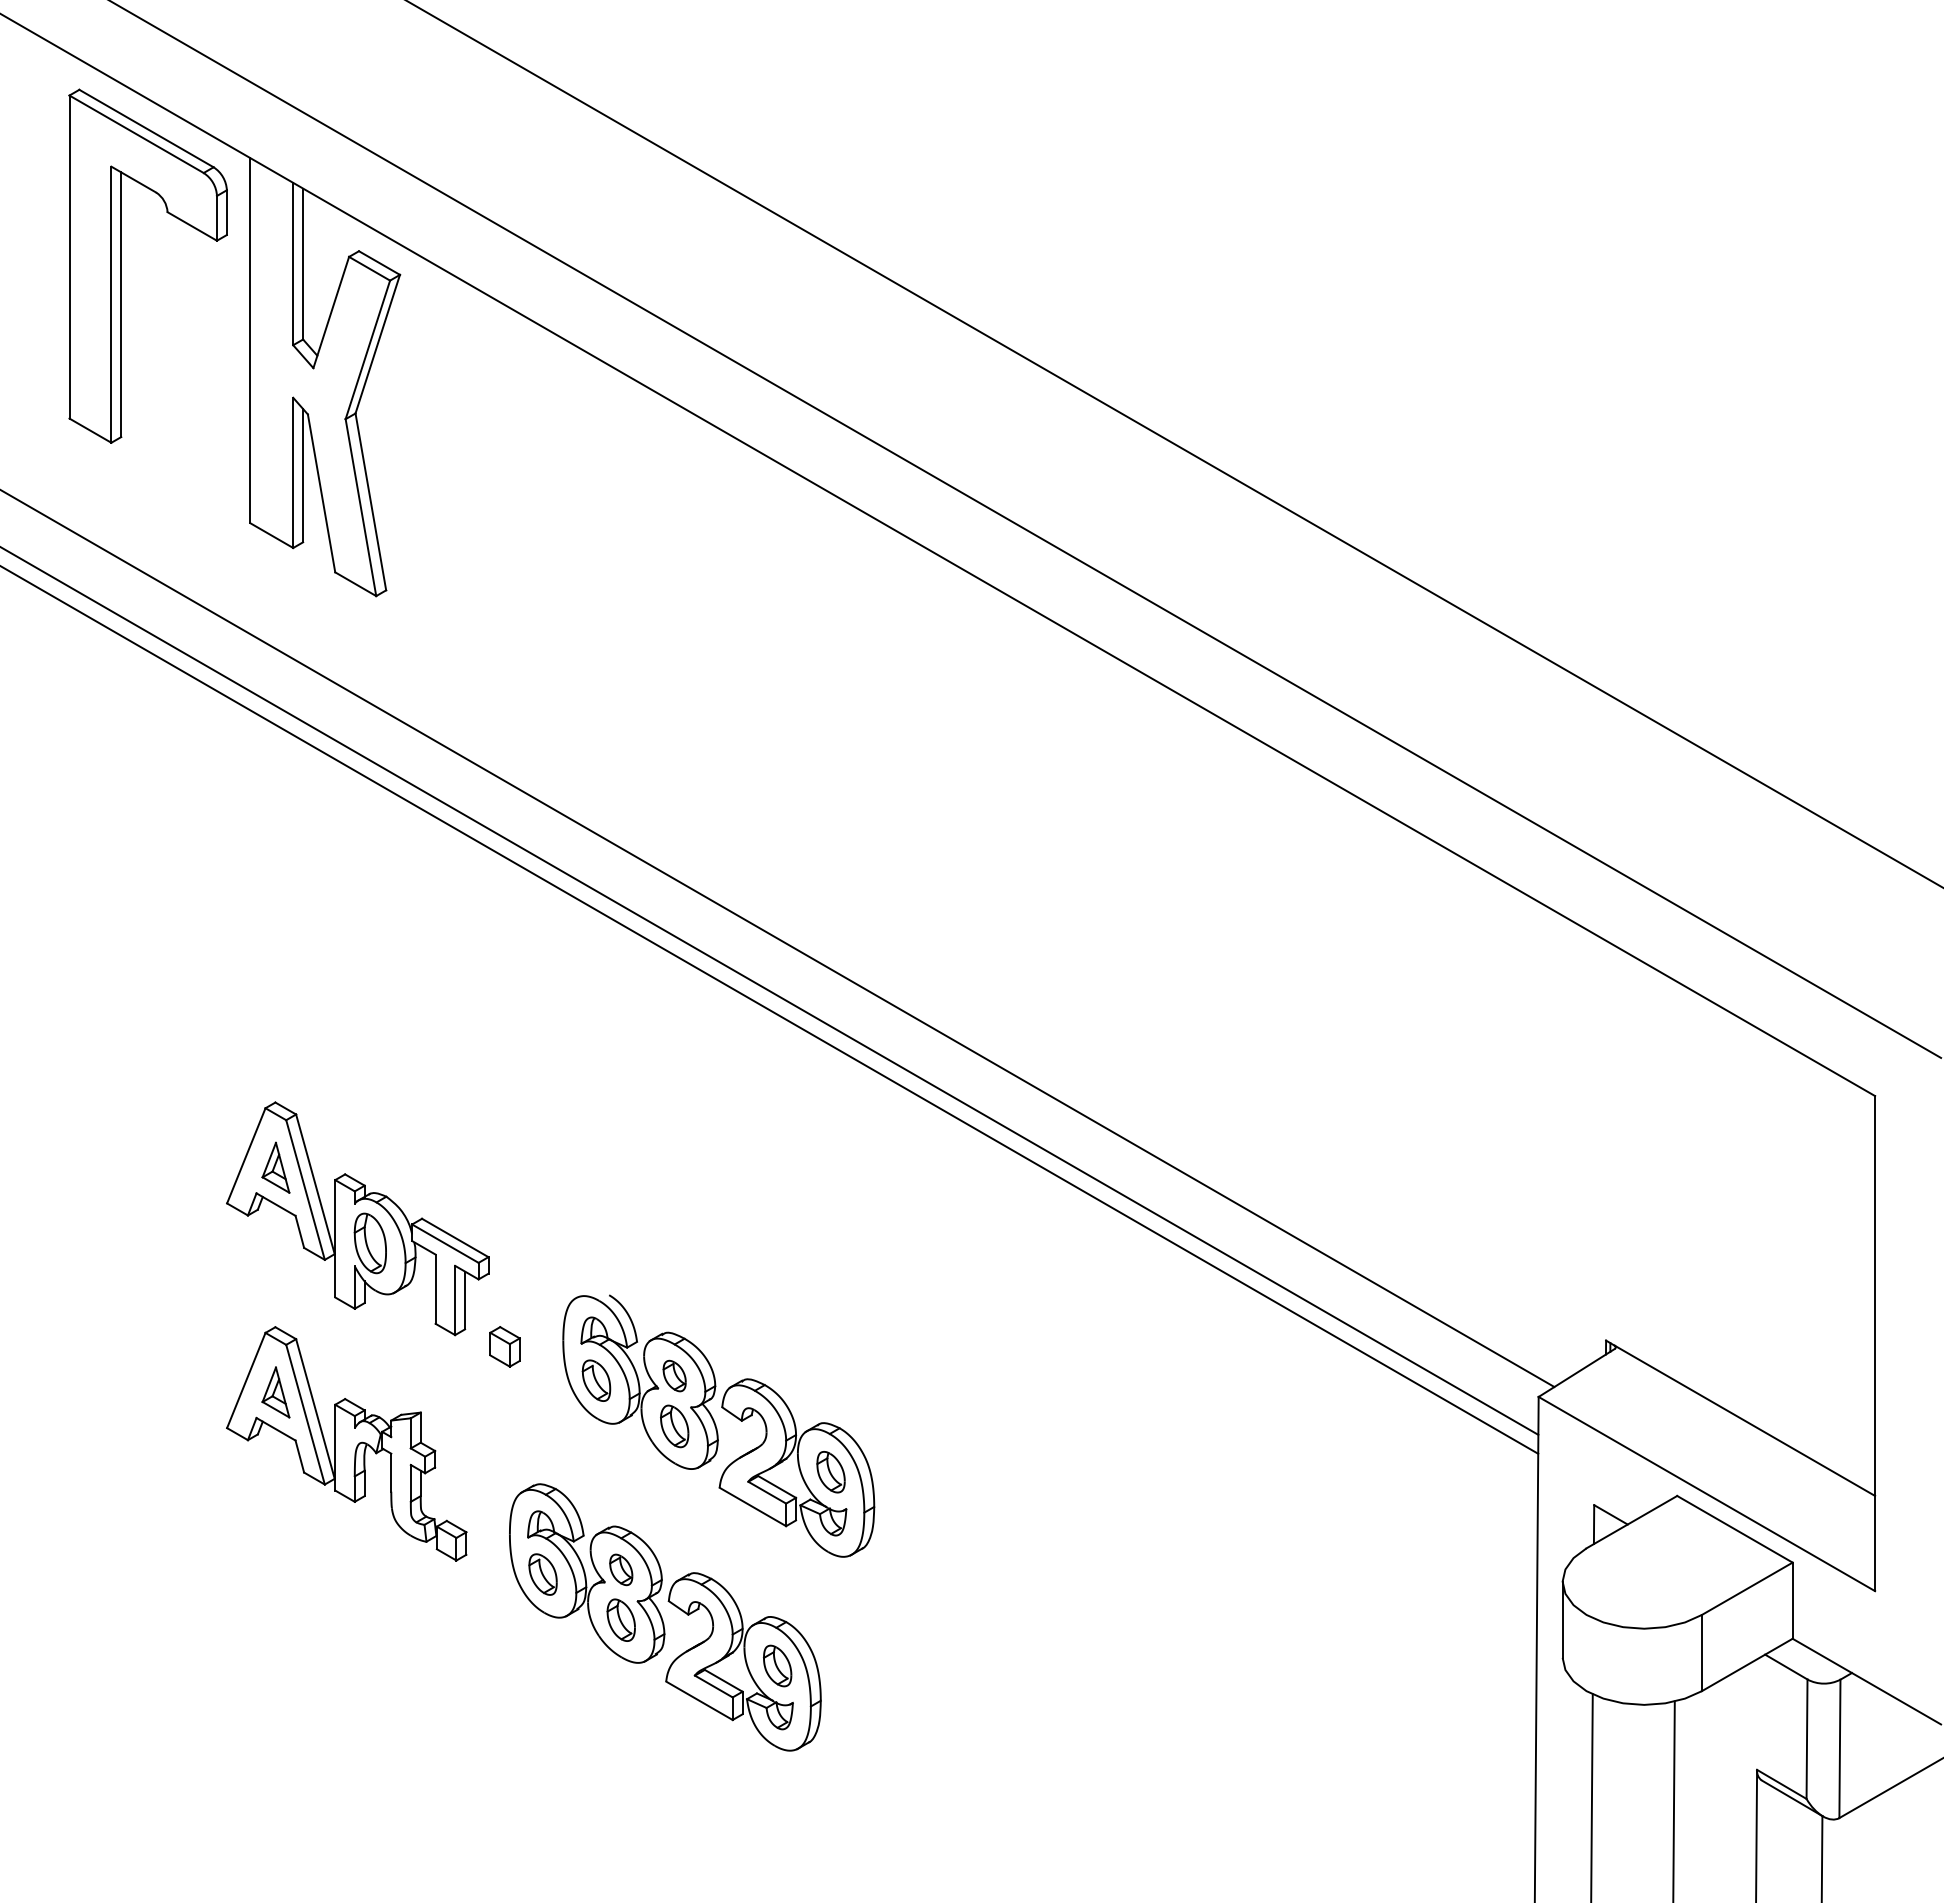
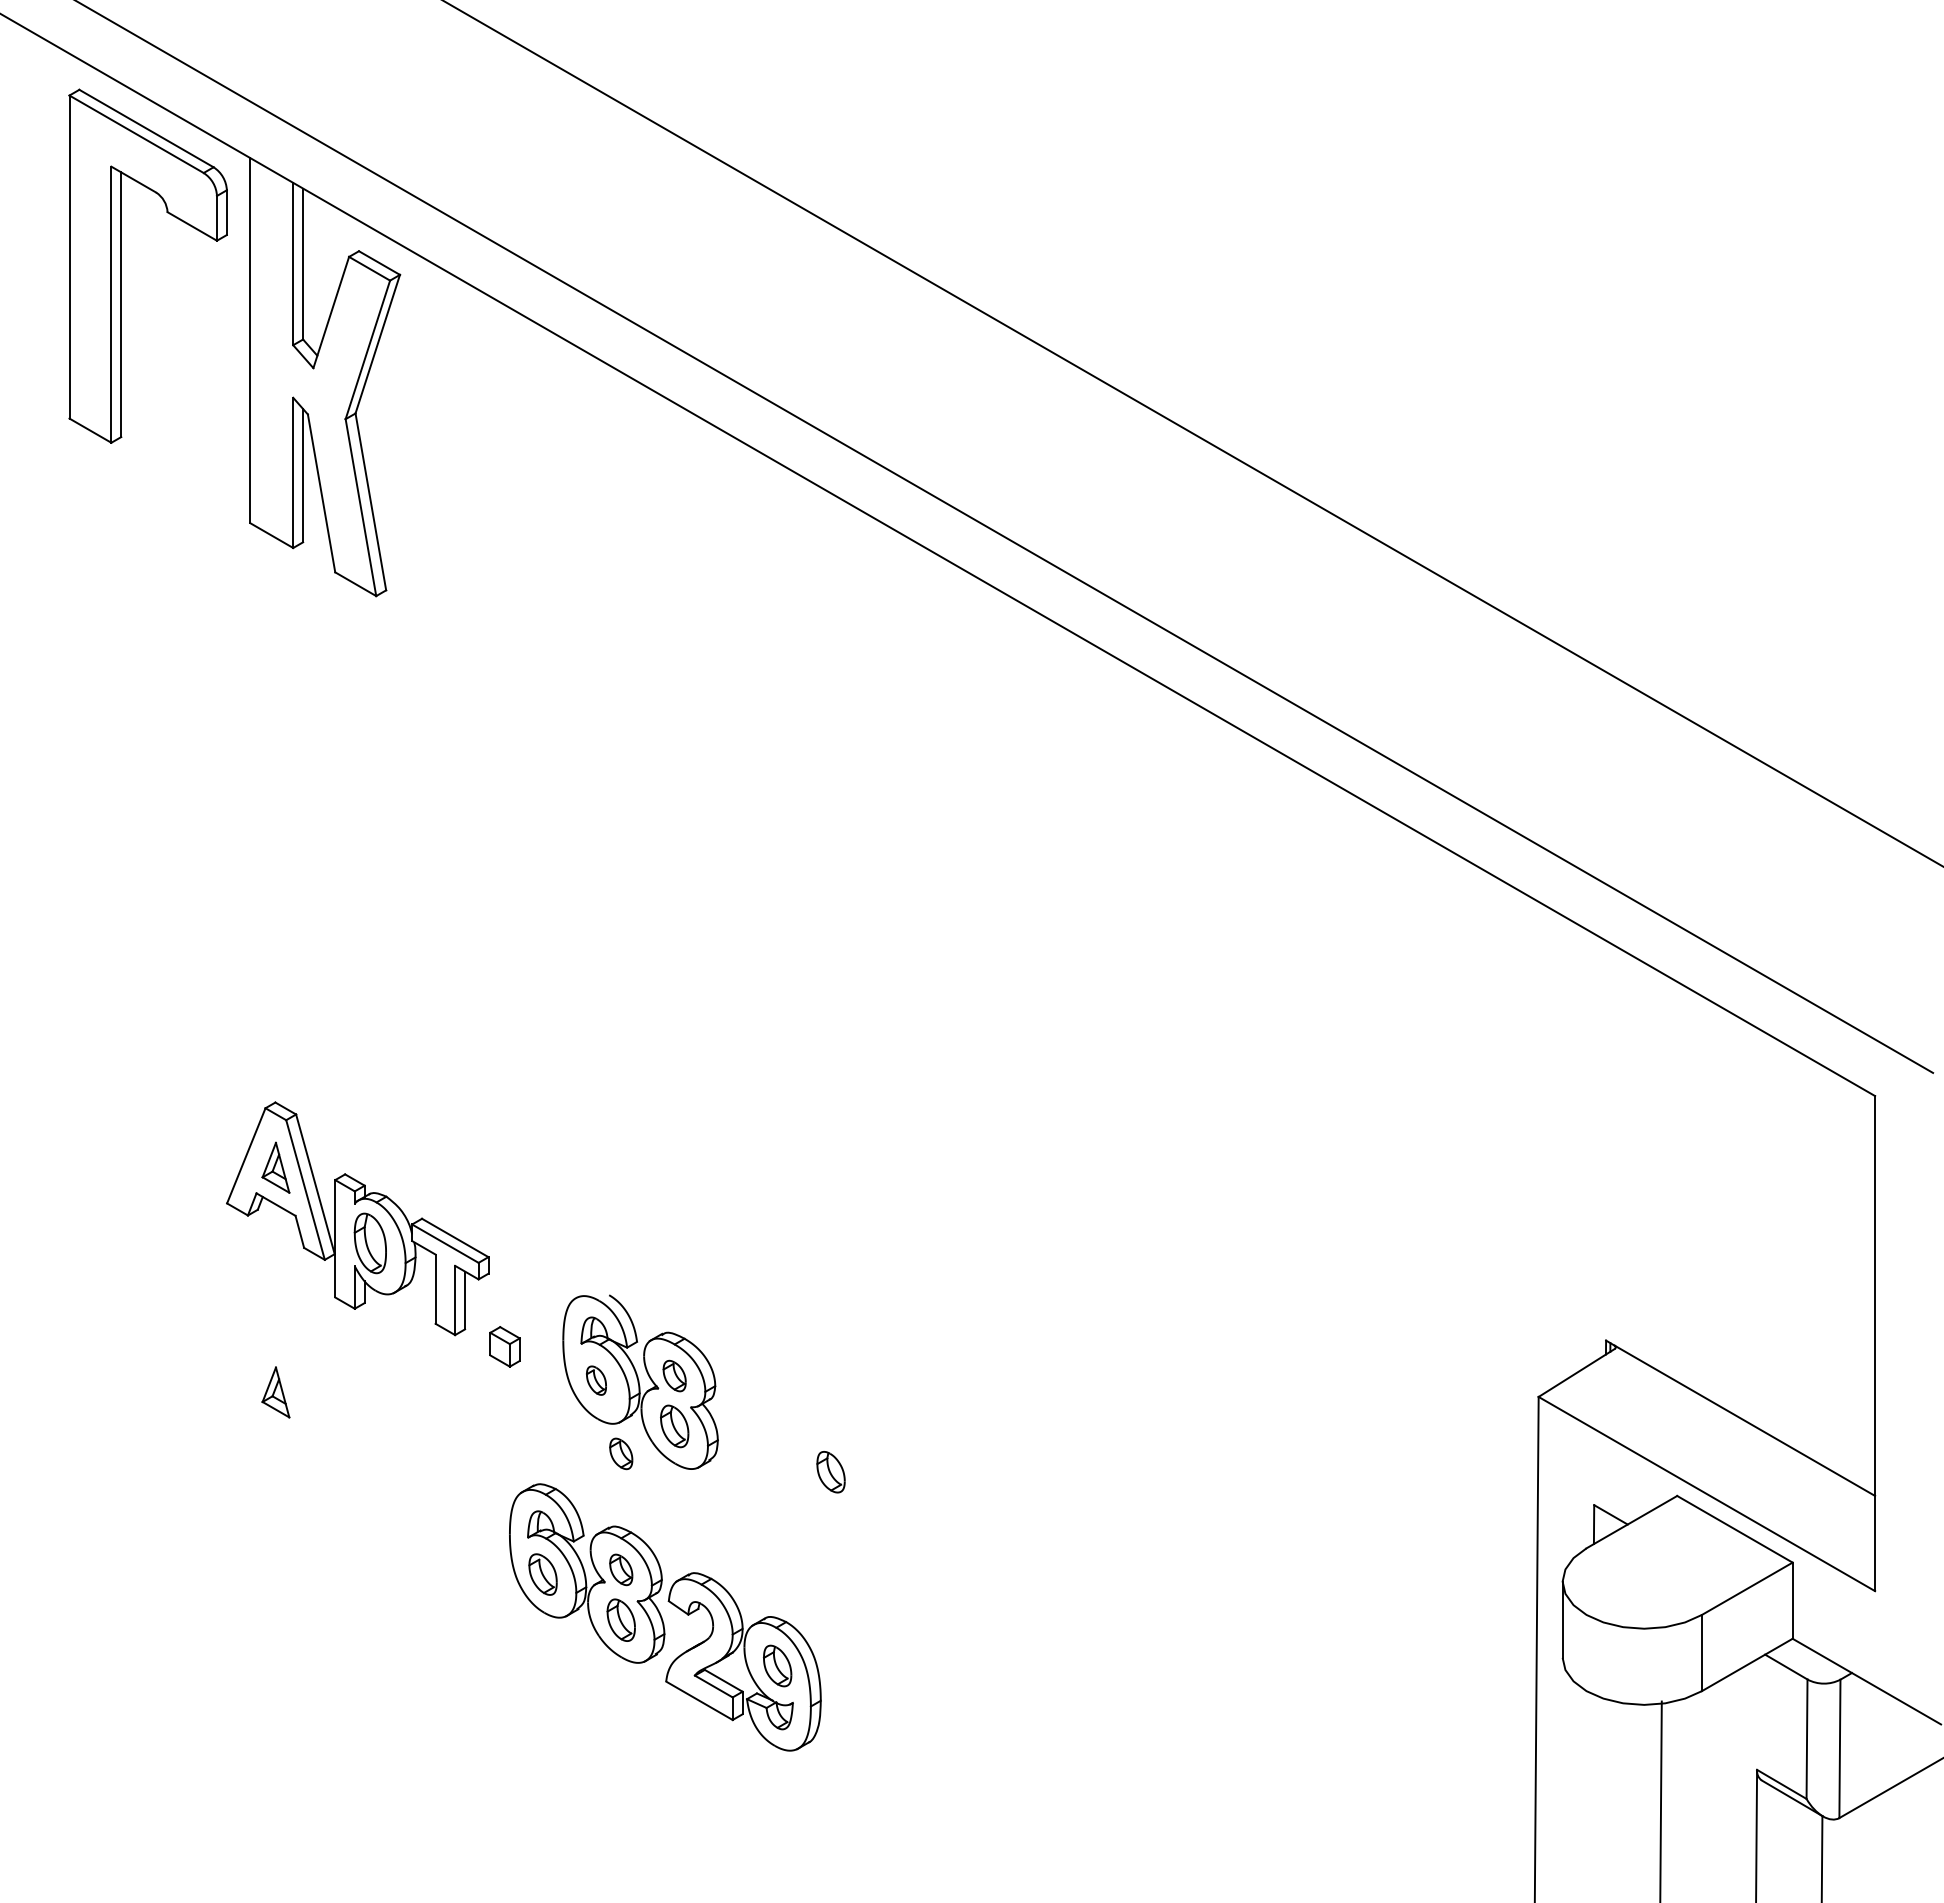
line position: (1174, 444) -> (1193, 433) (1193, 433)
line position: (1025, 529) -> (1005, 537) (1005, 537)
line: present -> none (778, 938)
line: present -> none (770, 991)
line: present -> none (770, 1010)
part size: 31x43 px -> 21x31 px (596, 1380)
part: present -> none (346, 1443)
part: none -> present (621, 1453)
part: present -> none (796, 1467)
line: present -> none (1591, 1796)
line position: (1673, 1800) -> (1660, 1800) (1660, 1800)
